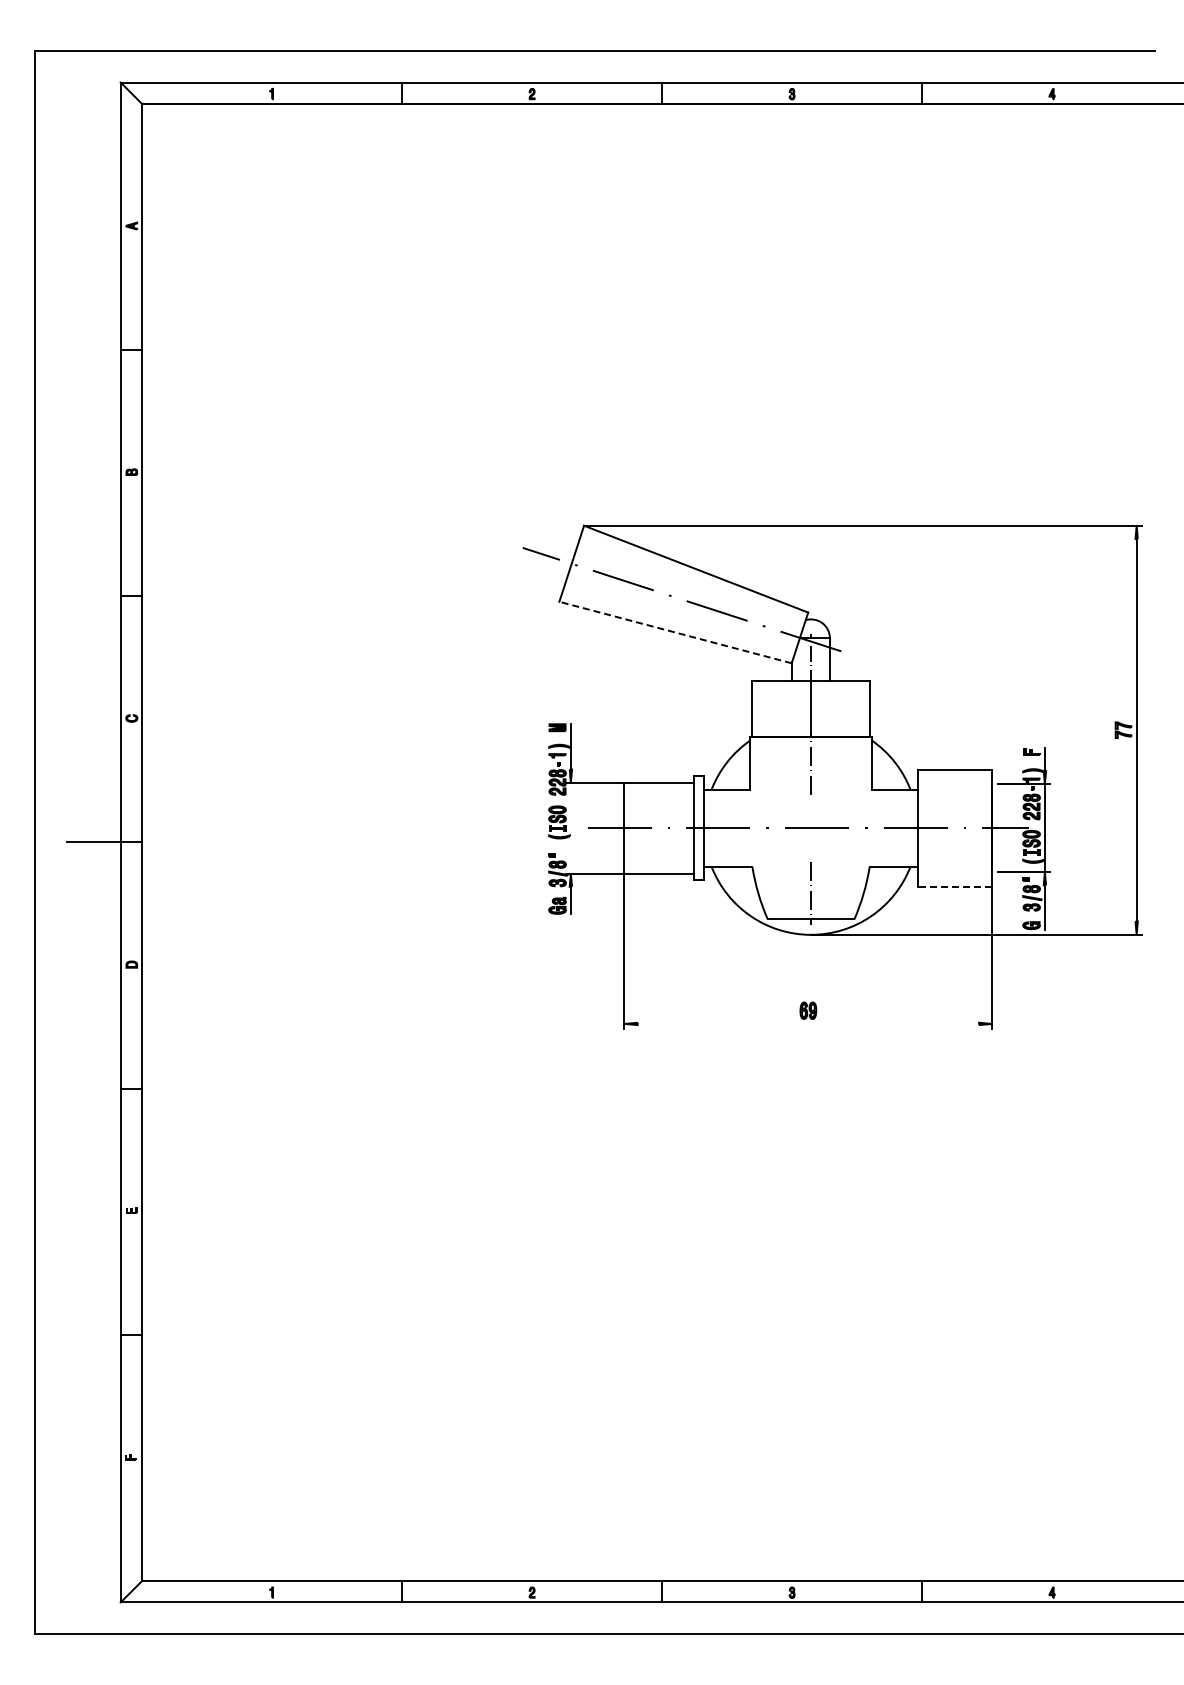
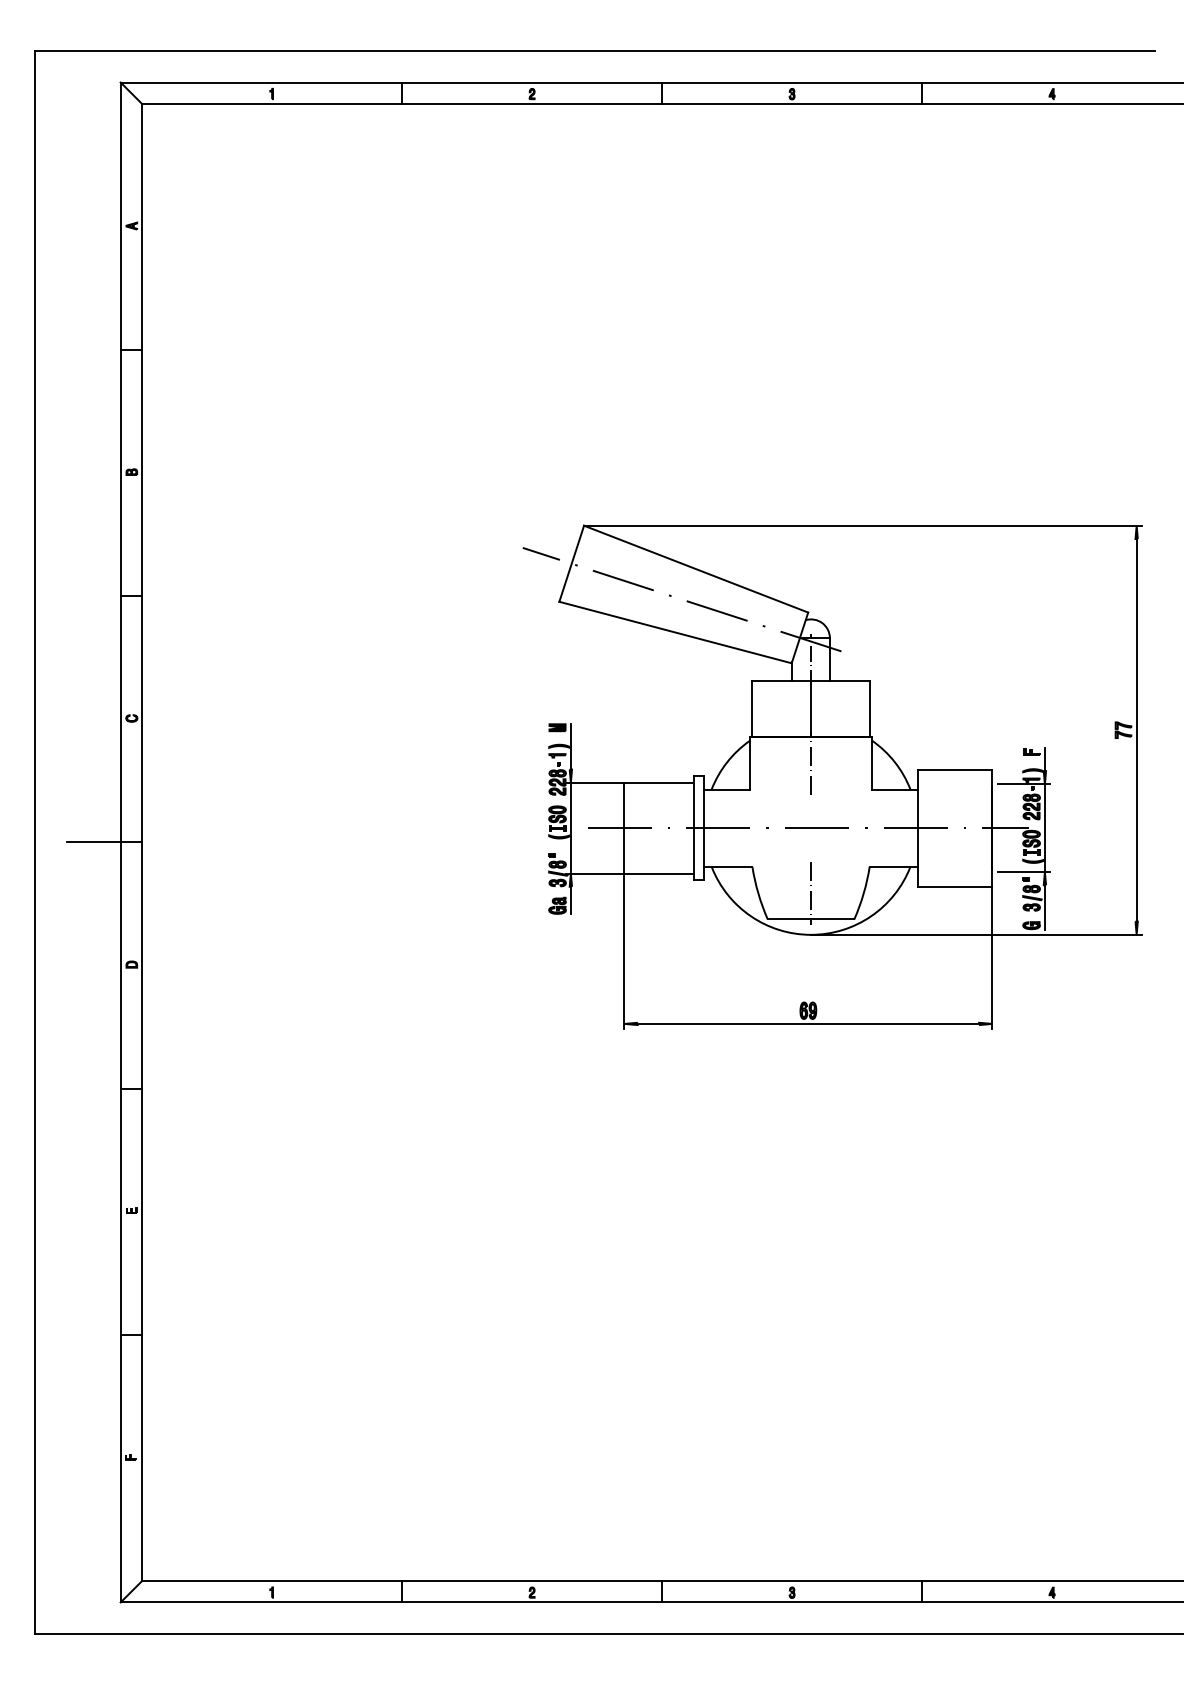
line: dashed -> solid (675, 632)
line: none -> present (570, 827)
line: dashed -> solid (954, 886)
line: none -> present (808, 1023)
